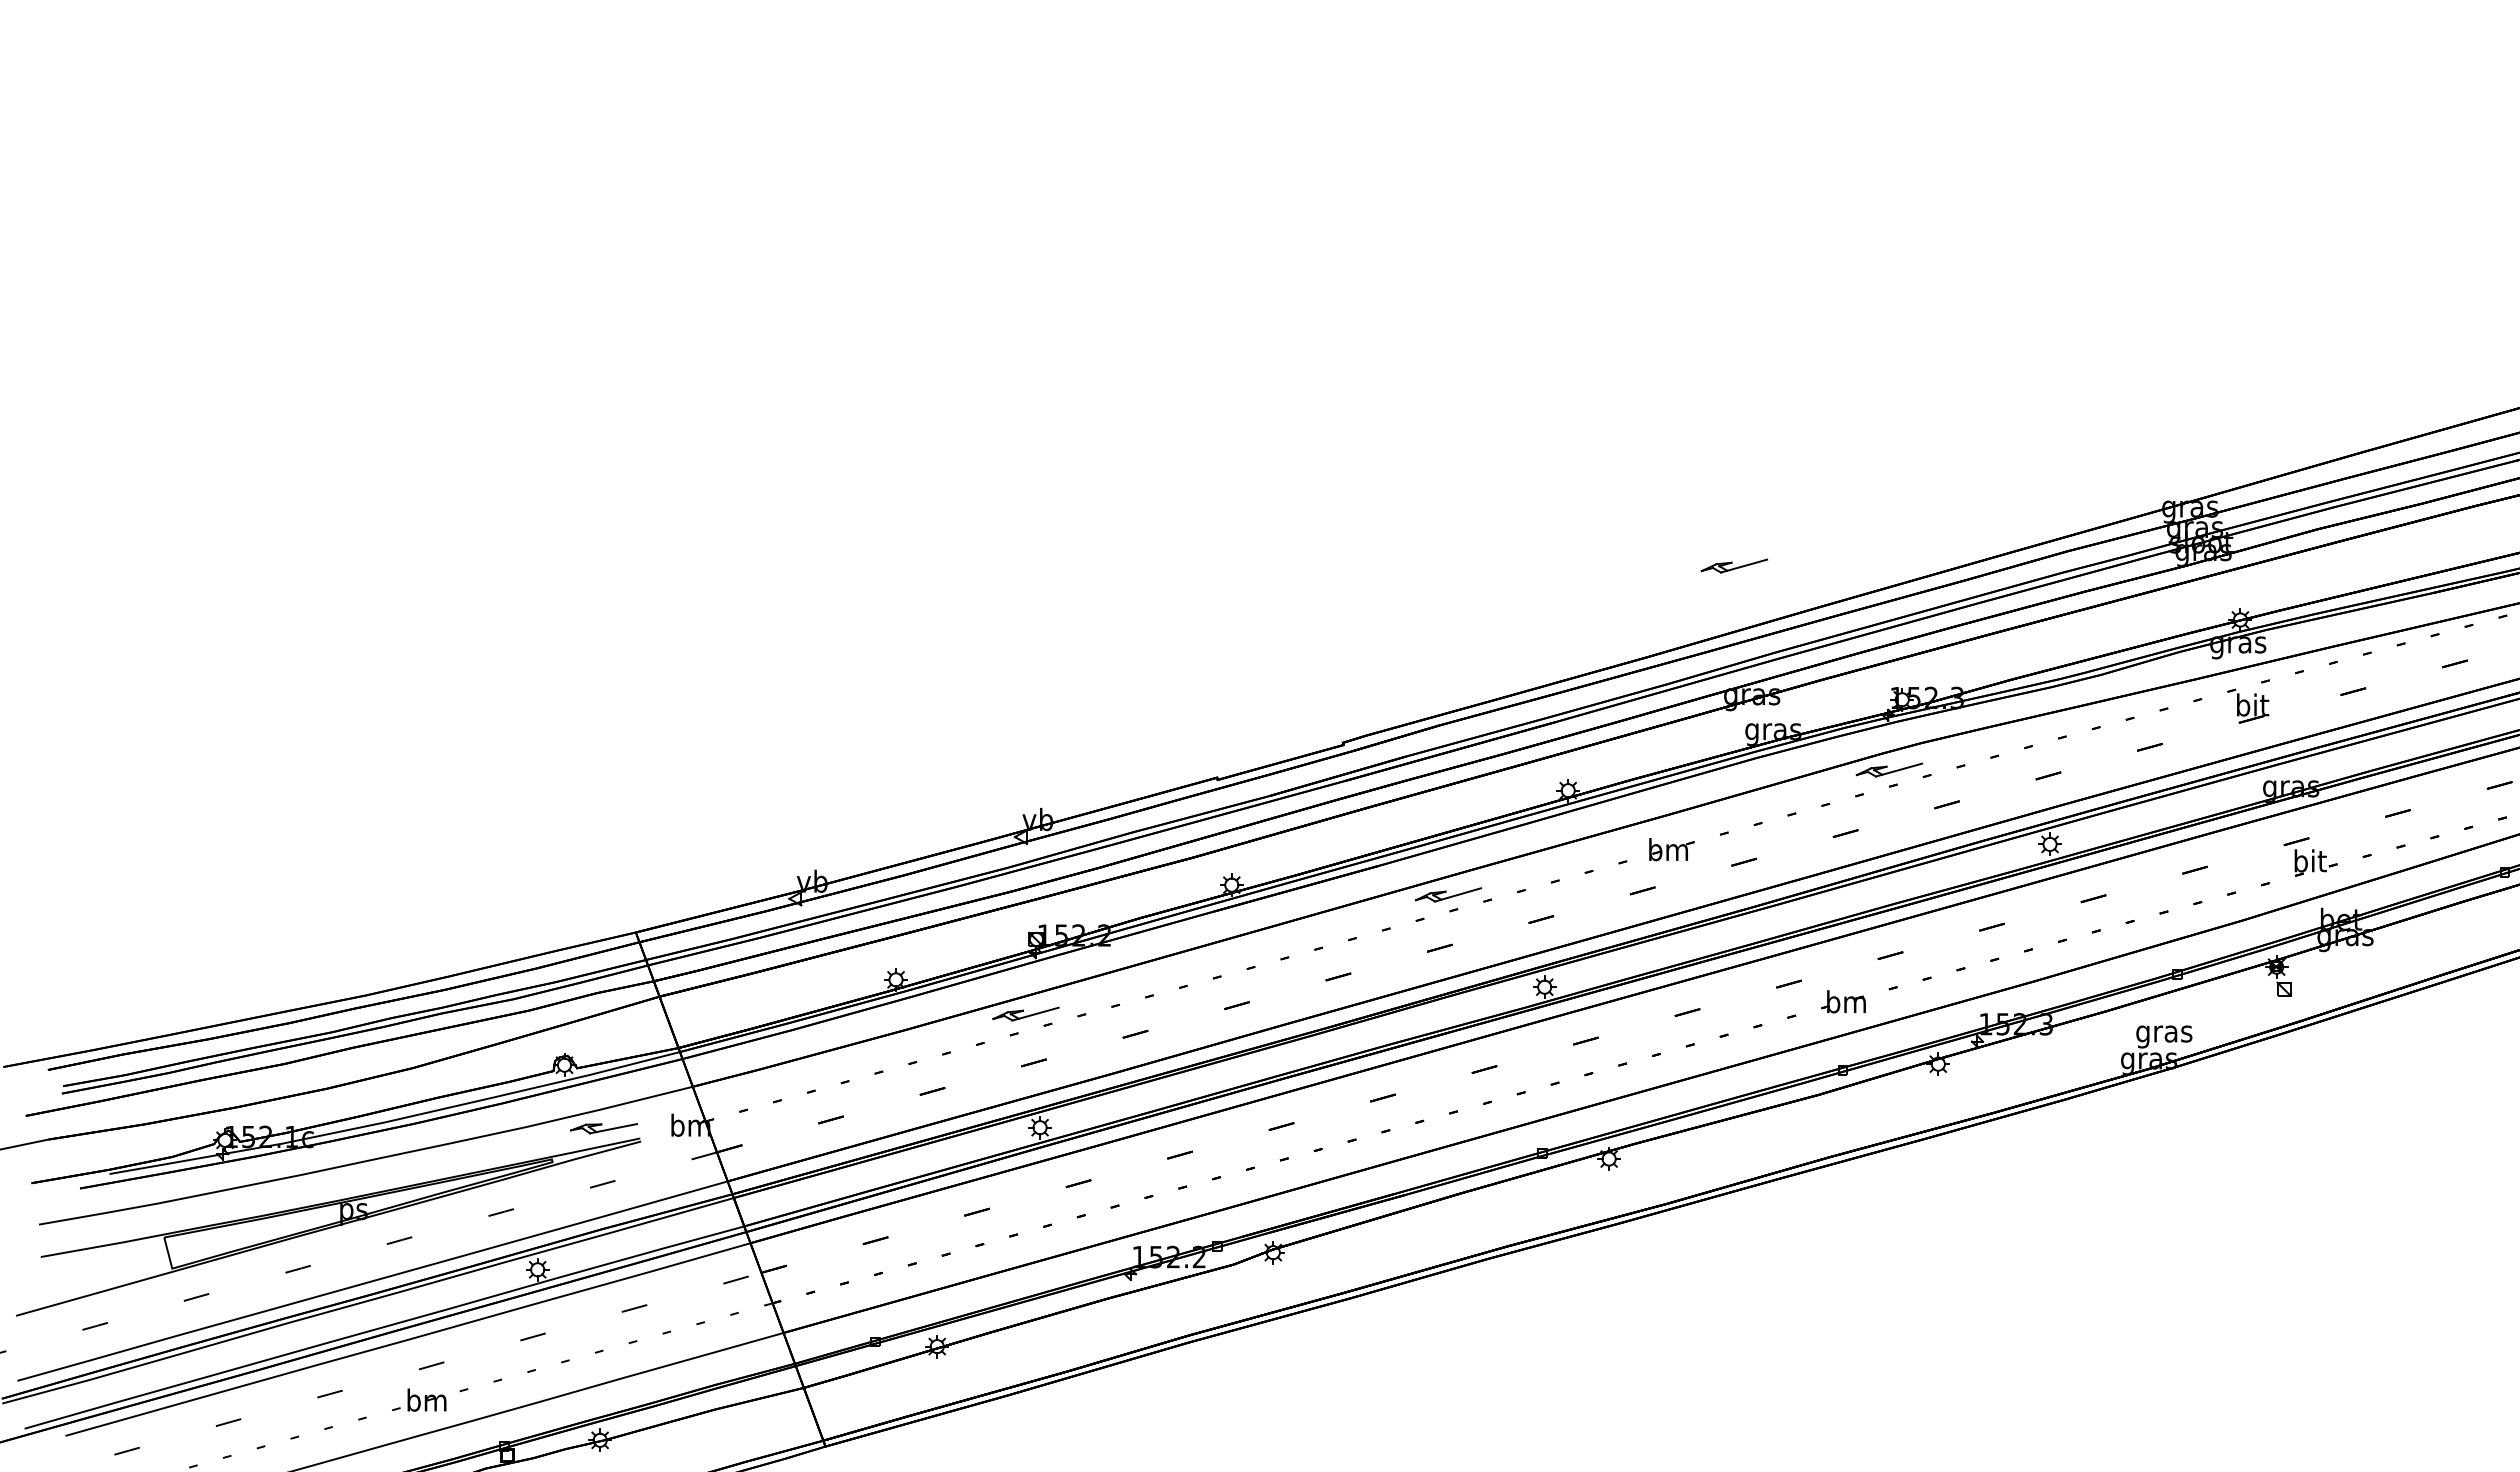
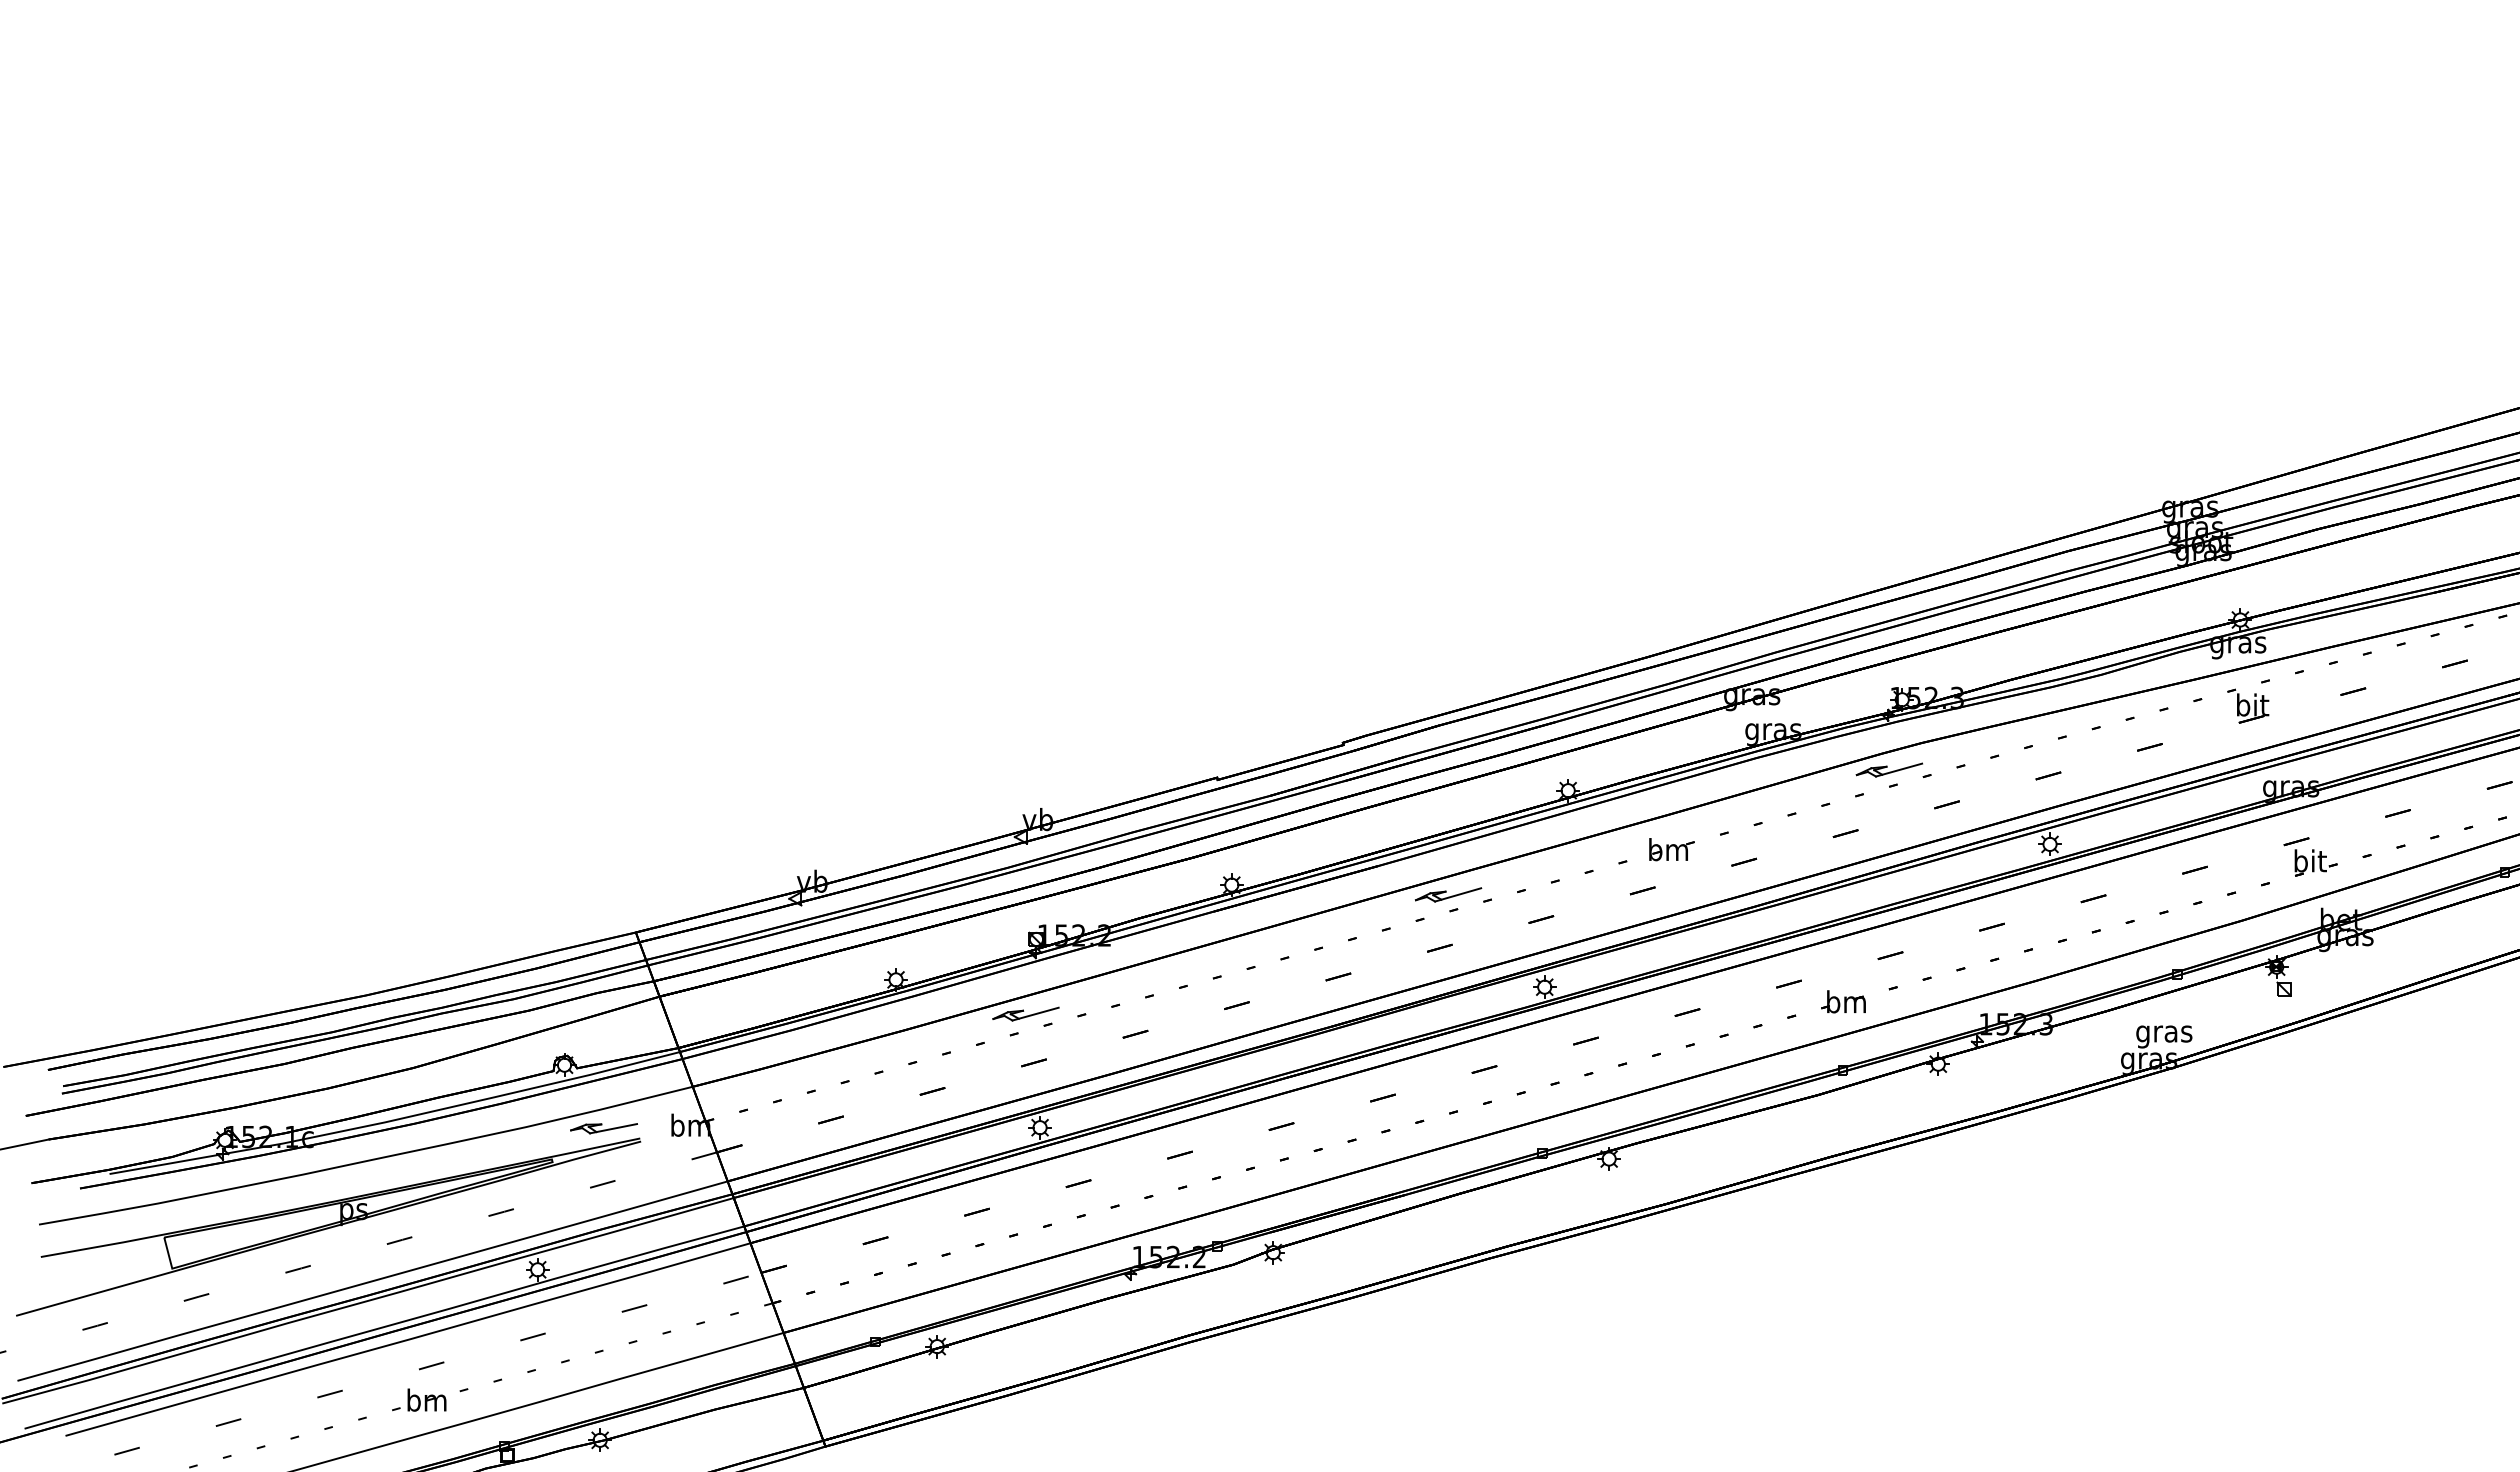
part: present -> none (1733, 565)
